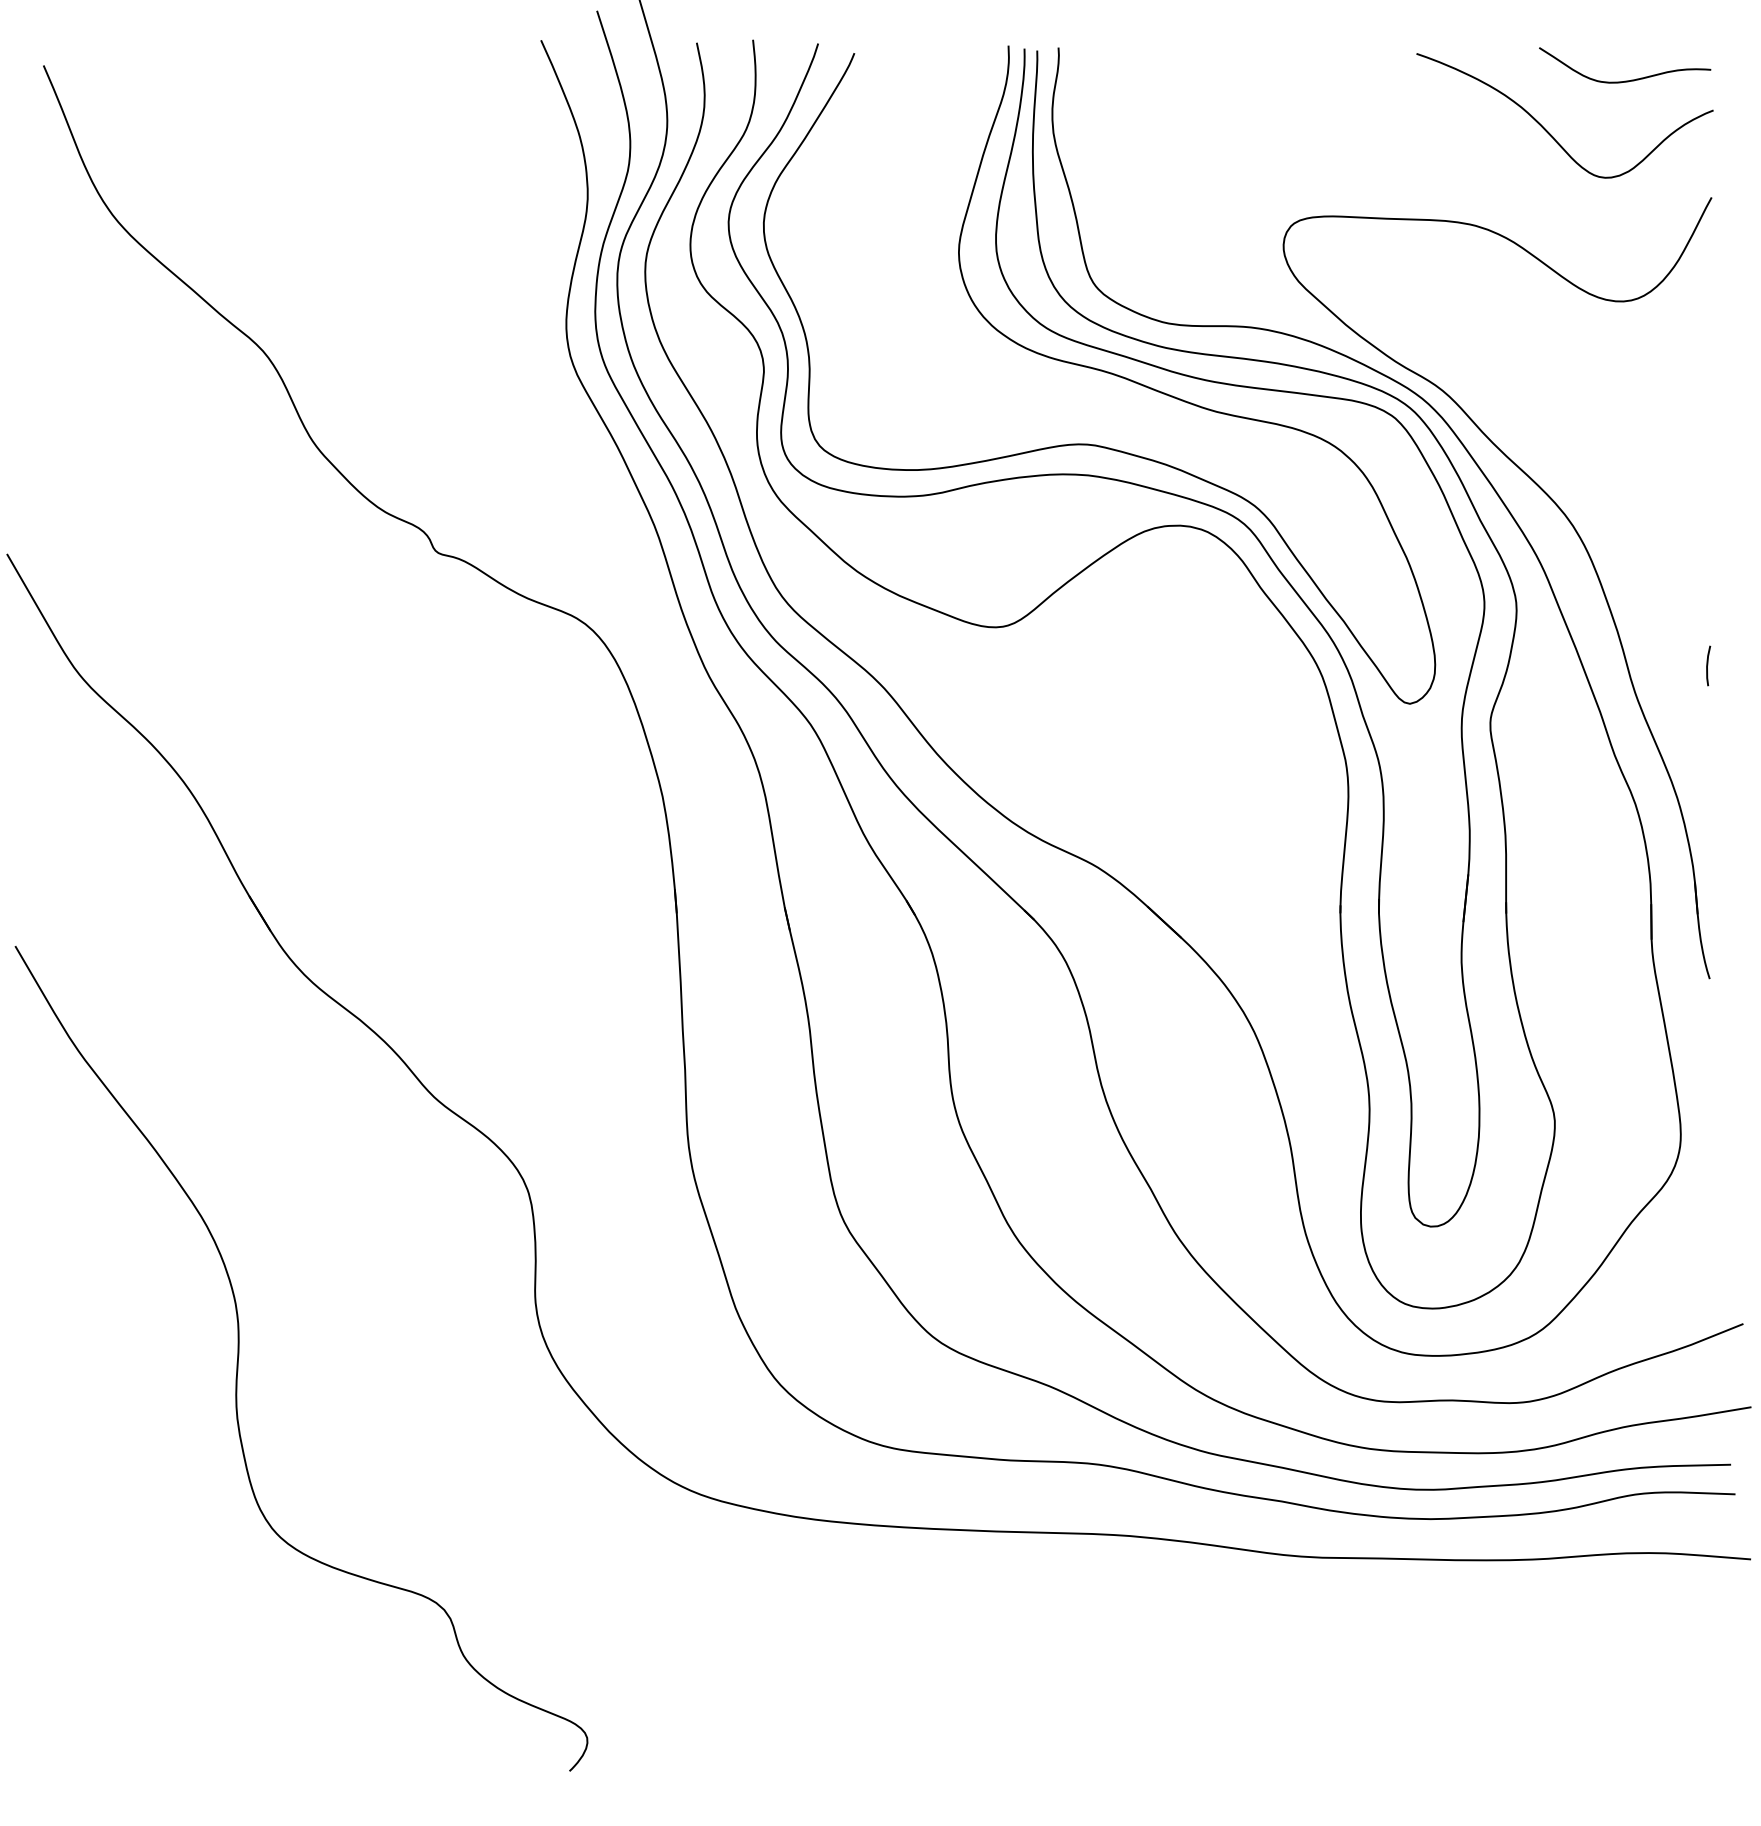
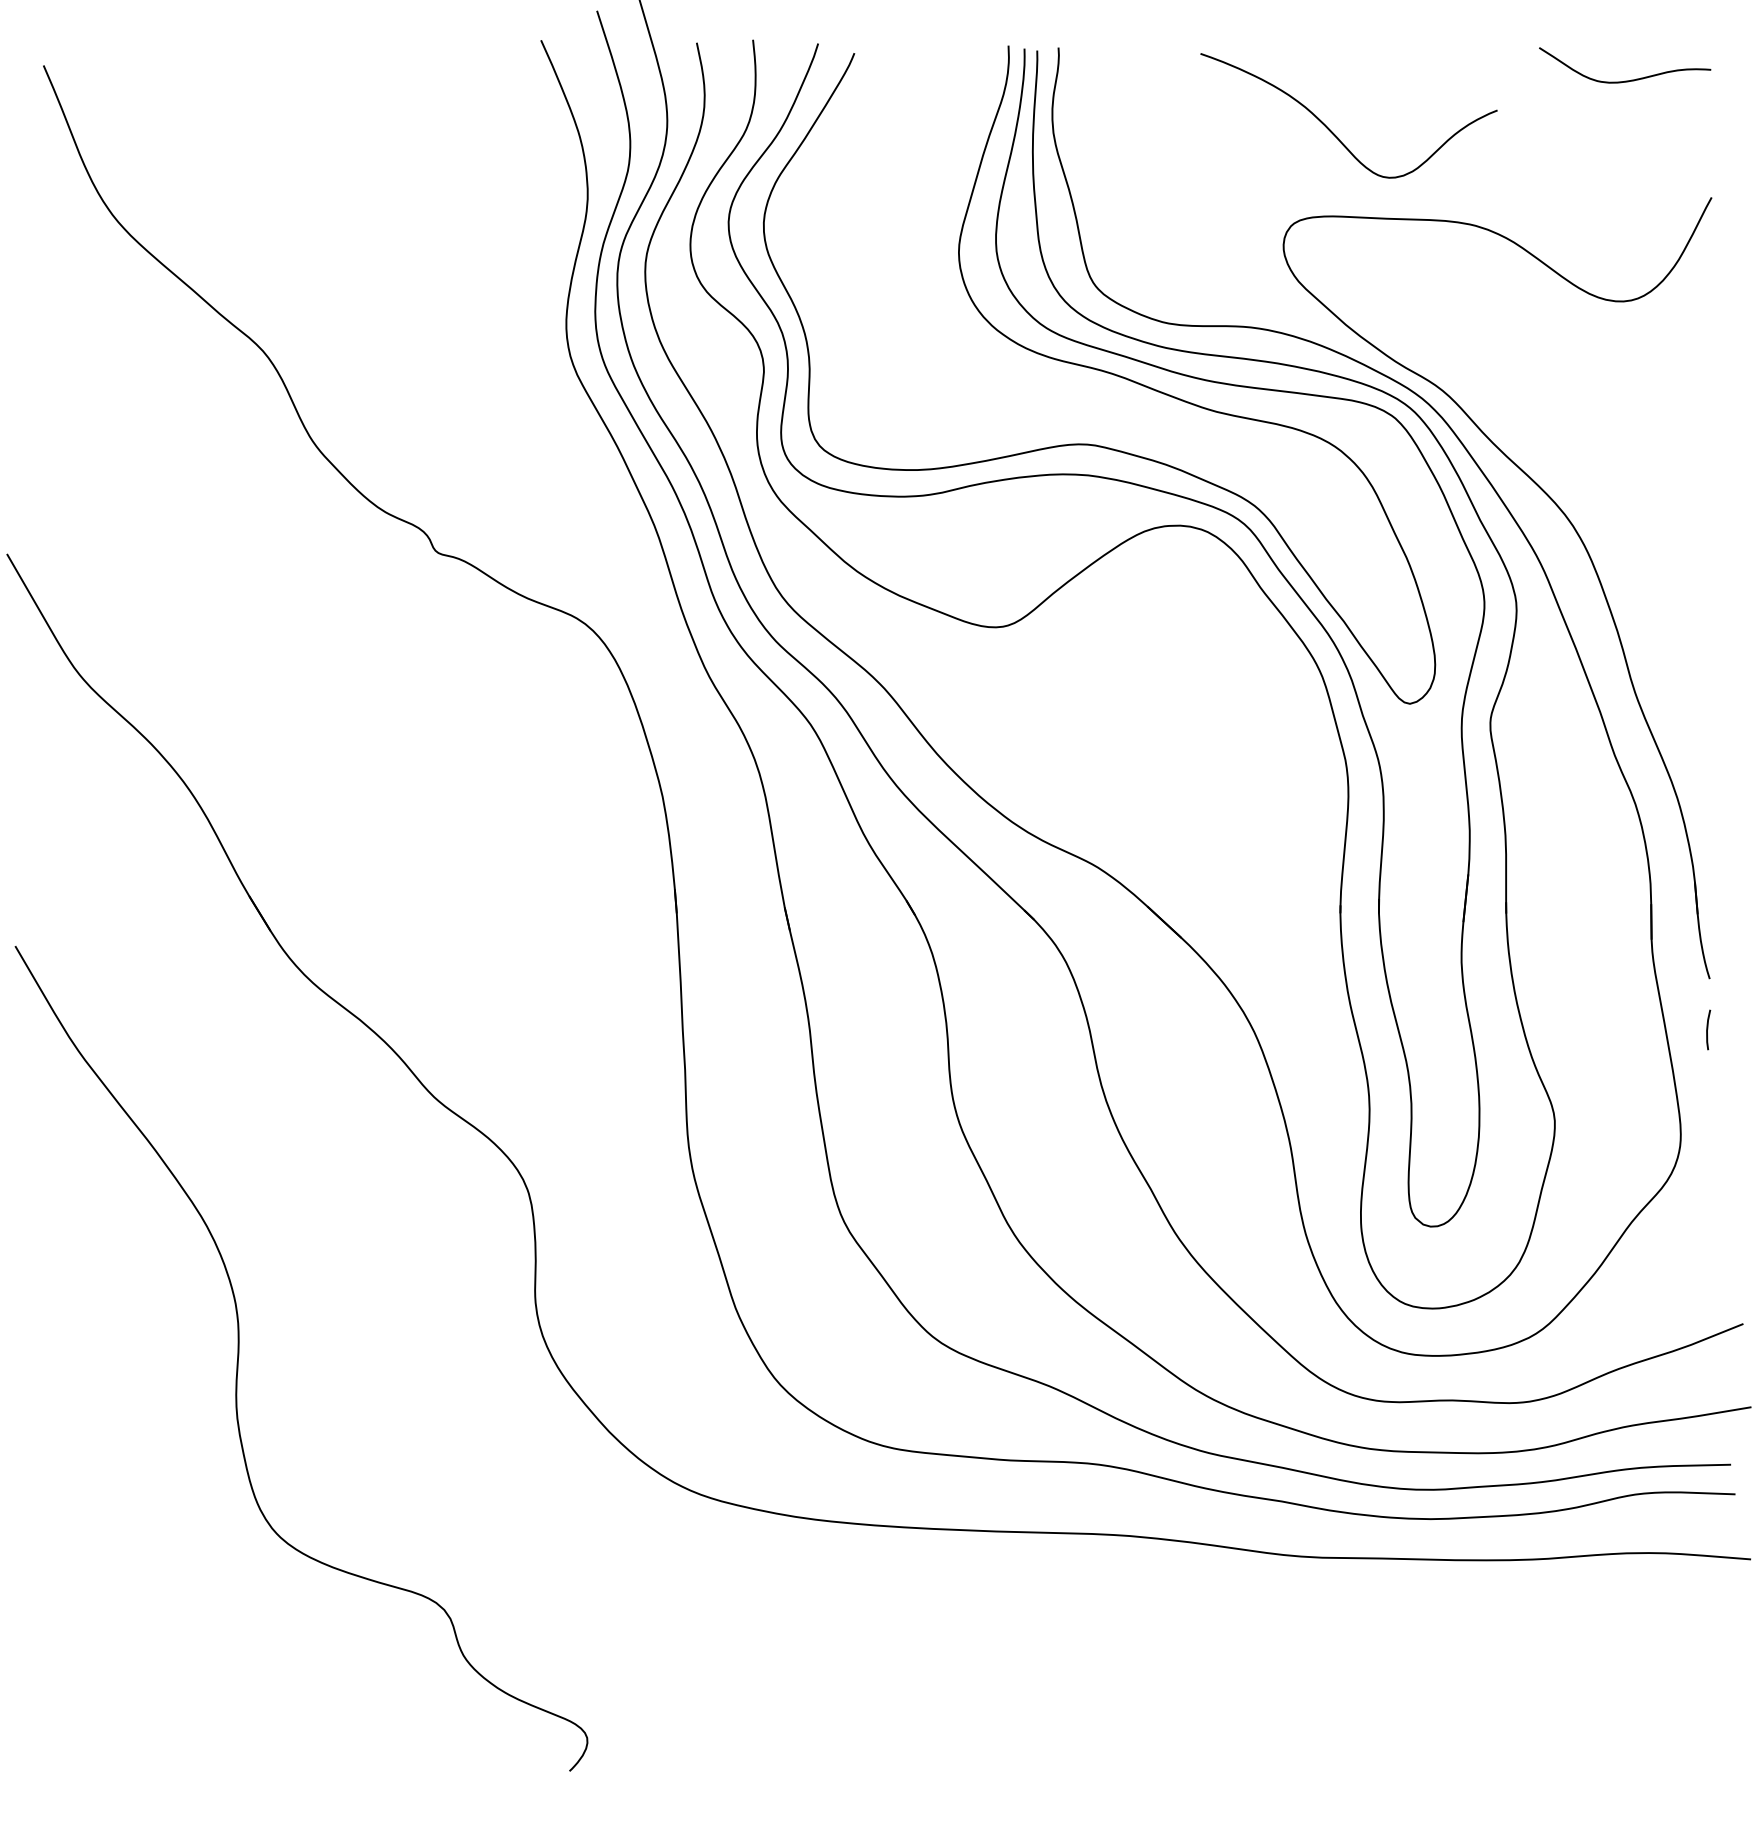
curve position: (1548, 131) -> (1332, 131) (1332, 131)
line position: (1708, 665) -> (1708, 1029) (1708, 1029)
